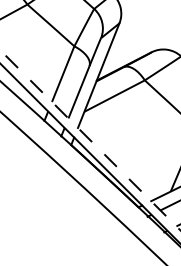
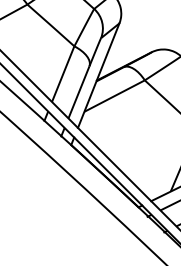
line: dashed -> solid (90, 140)
